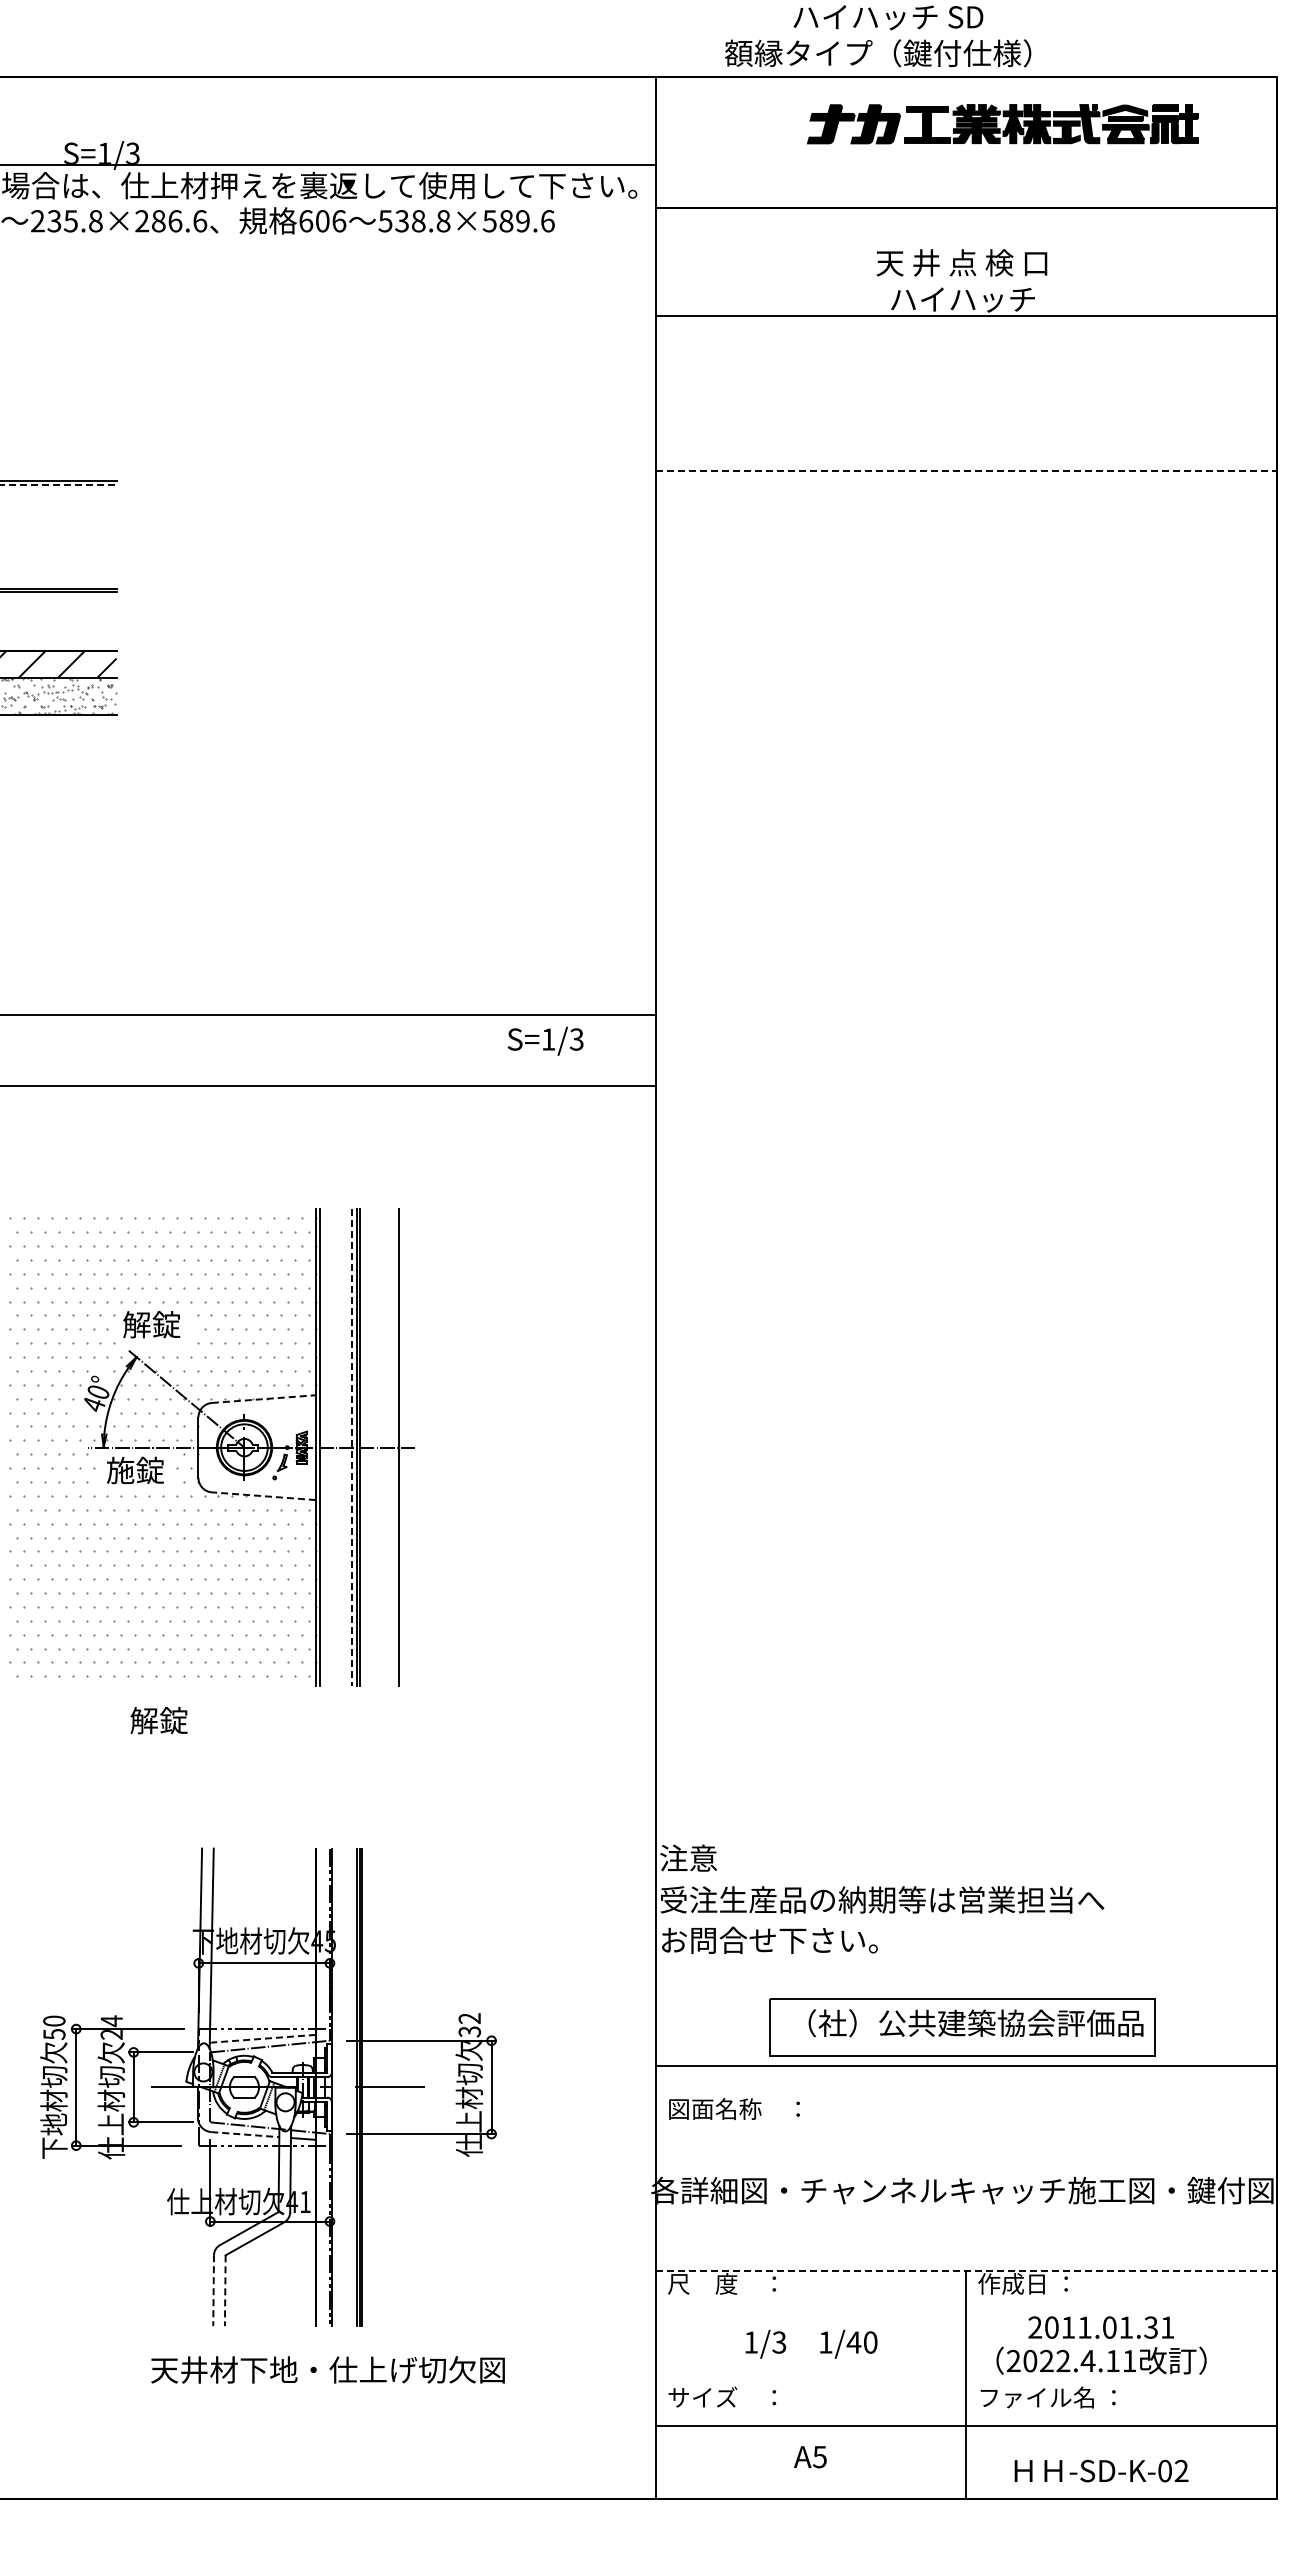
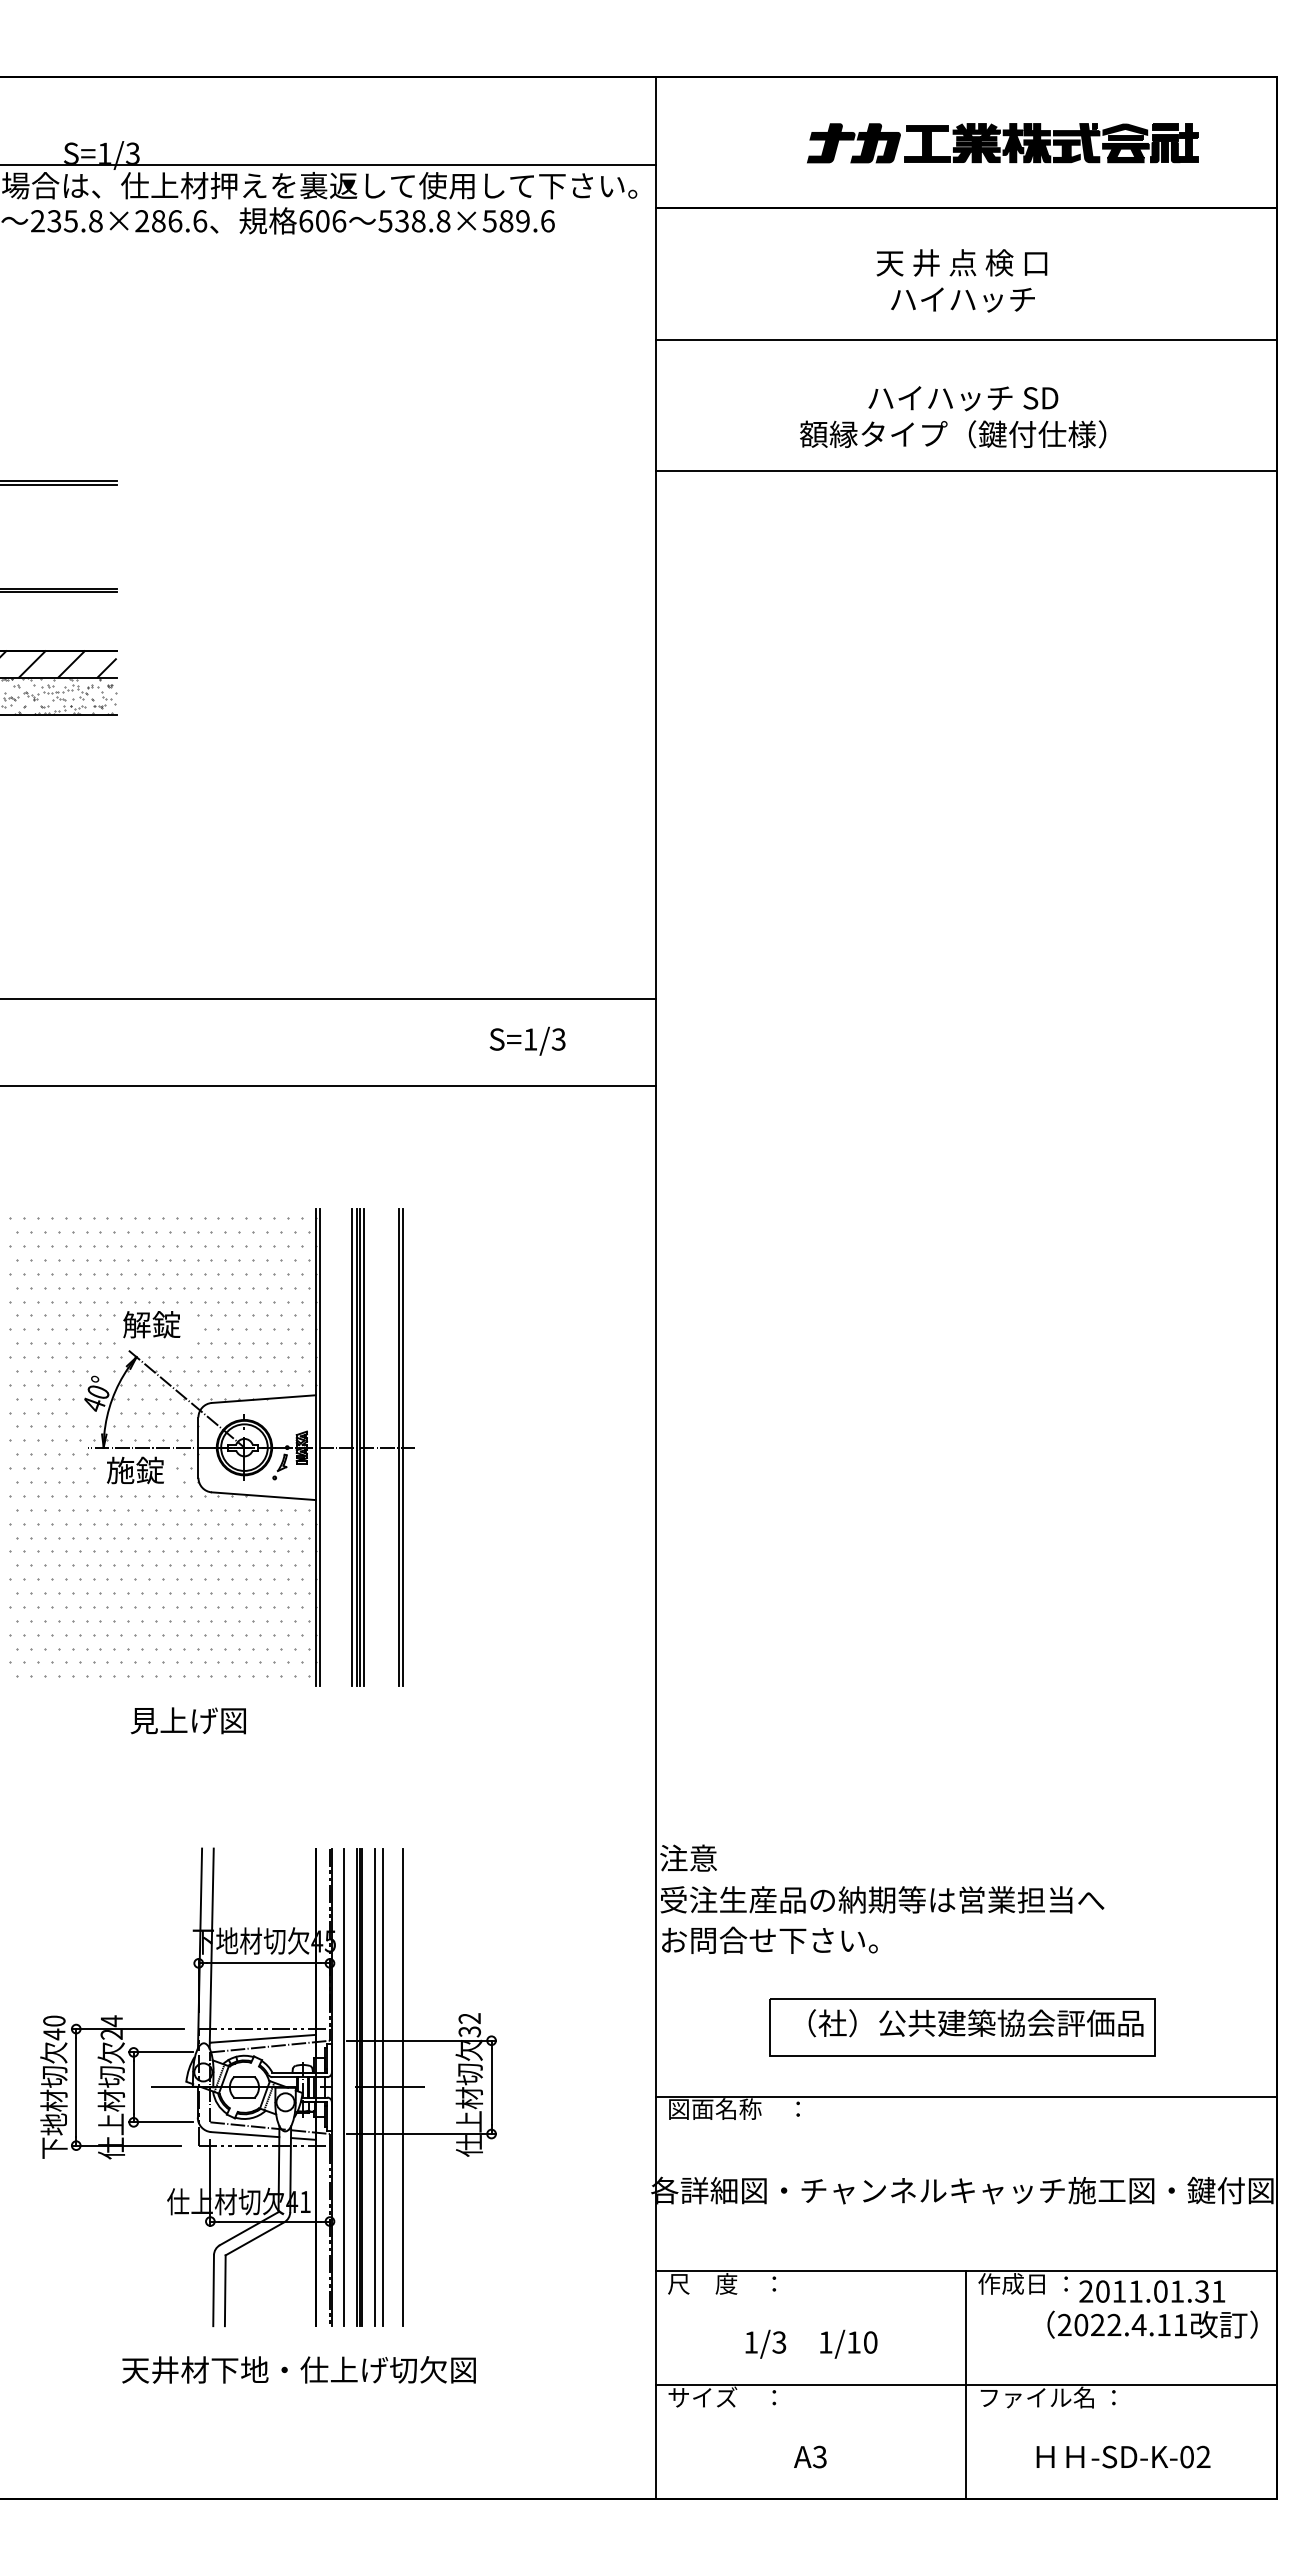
text position: (878, 36) -> (953, 417) (953, 417)
part position: (1002, 124) -> (1002, 143) (1002, 143)
line position: (965, 315) -> (965, 339) (965, 339)
line: dashed -> solid (966, 470)
line: dashed -> solid (58, 485)
line position: (328, 1014) -> (328, 998) (328, 998)
text position: (545, 1040) -> (527, 1040) (527, 1040)
line: dashed -> solid (264, 1399)
line: dashed -> solid (352, 1447)
line: none -> present (363, 1447)
line: none -> present (403, 1447)
line: dashed -> solid (263, 1496)
text: 解錠 -> 見上げ図 (187, 1720)
text: 50 -> 40 (54, 2034)
line: dashed -> solid (263, 2038)
line position: (965, 2065) -> (965, 2096) (965, 2096)
line: none -> present (343, 2087)
line: none -> present (374, 2087)
line: none -> present (383, 2087)
line: none -> present (403, 2087)
line: dashed -> solid (245, 2134)
line: dashed -> solid (966, 2271)
line: dashed -> solid (213, 2291)
line: dashed -> solid (225, 2291)
text: 1/40 -> 1/10 (853, 2342)
text position: (1101, 2345) -> (1152, 2309) (1152, 2309)
text position: (327, 2369) -> (298, 2369) (298, 2369)
line position: (965, 2426) -> (965, 2385) (965, 2385)
text: A5 -> A3 (819, 2456)
text position: (1101, 2470) -> (1123, 2456) (1123, 2456)
